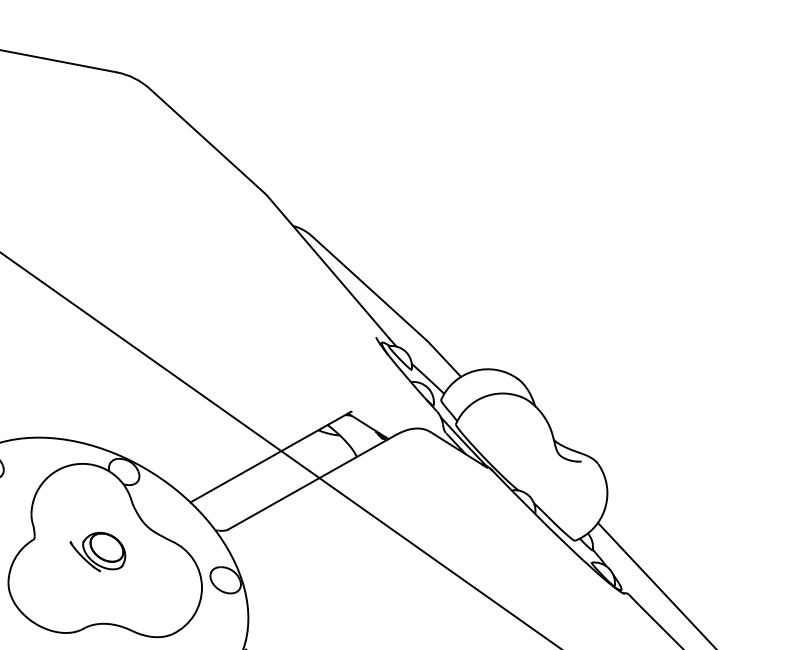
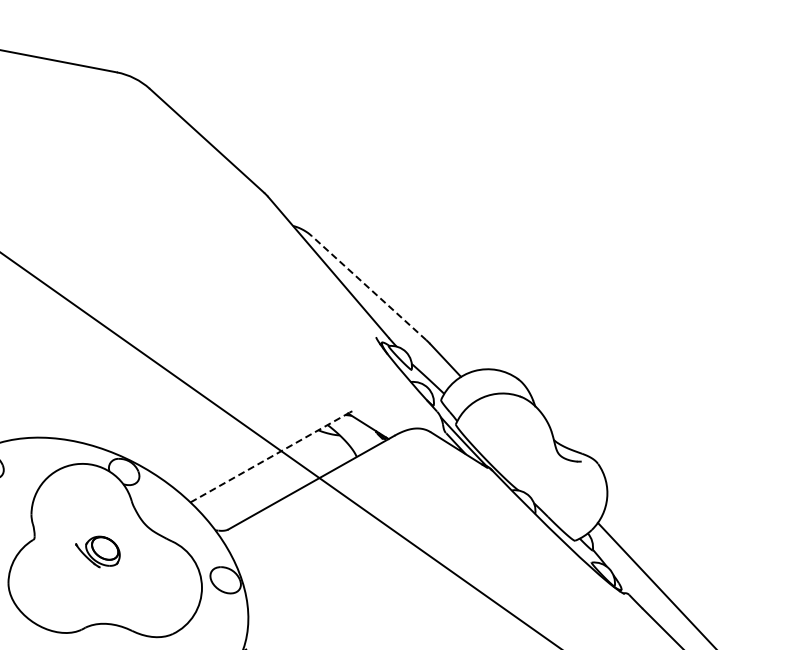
line: solid -> dashed (368, 287)
line: solid -> dashed (270, 457)
part size: 58x42 px -> 46x34 px (97, 551)
